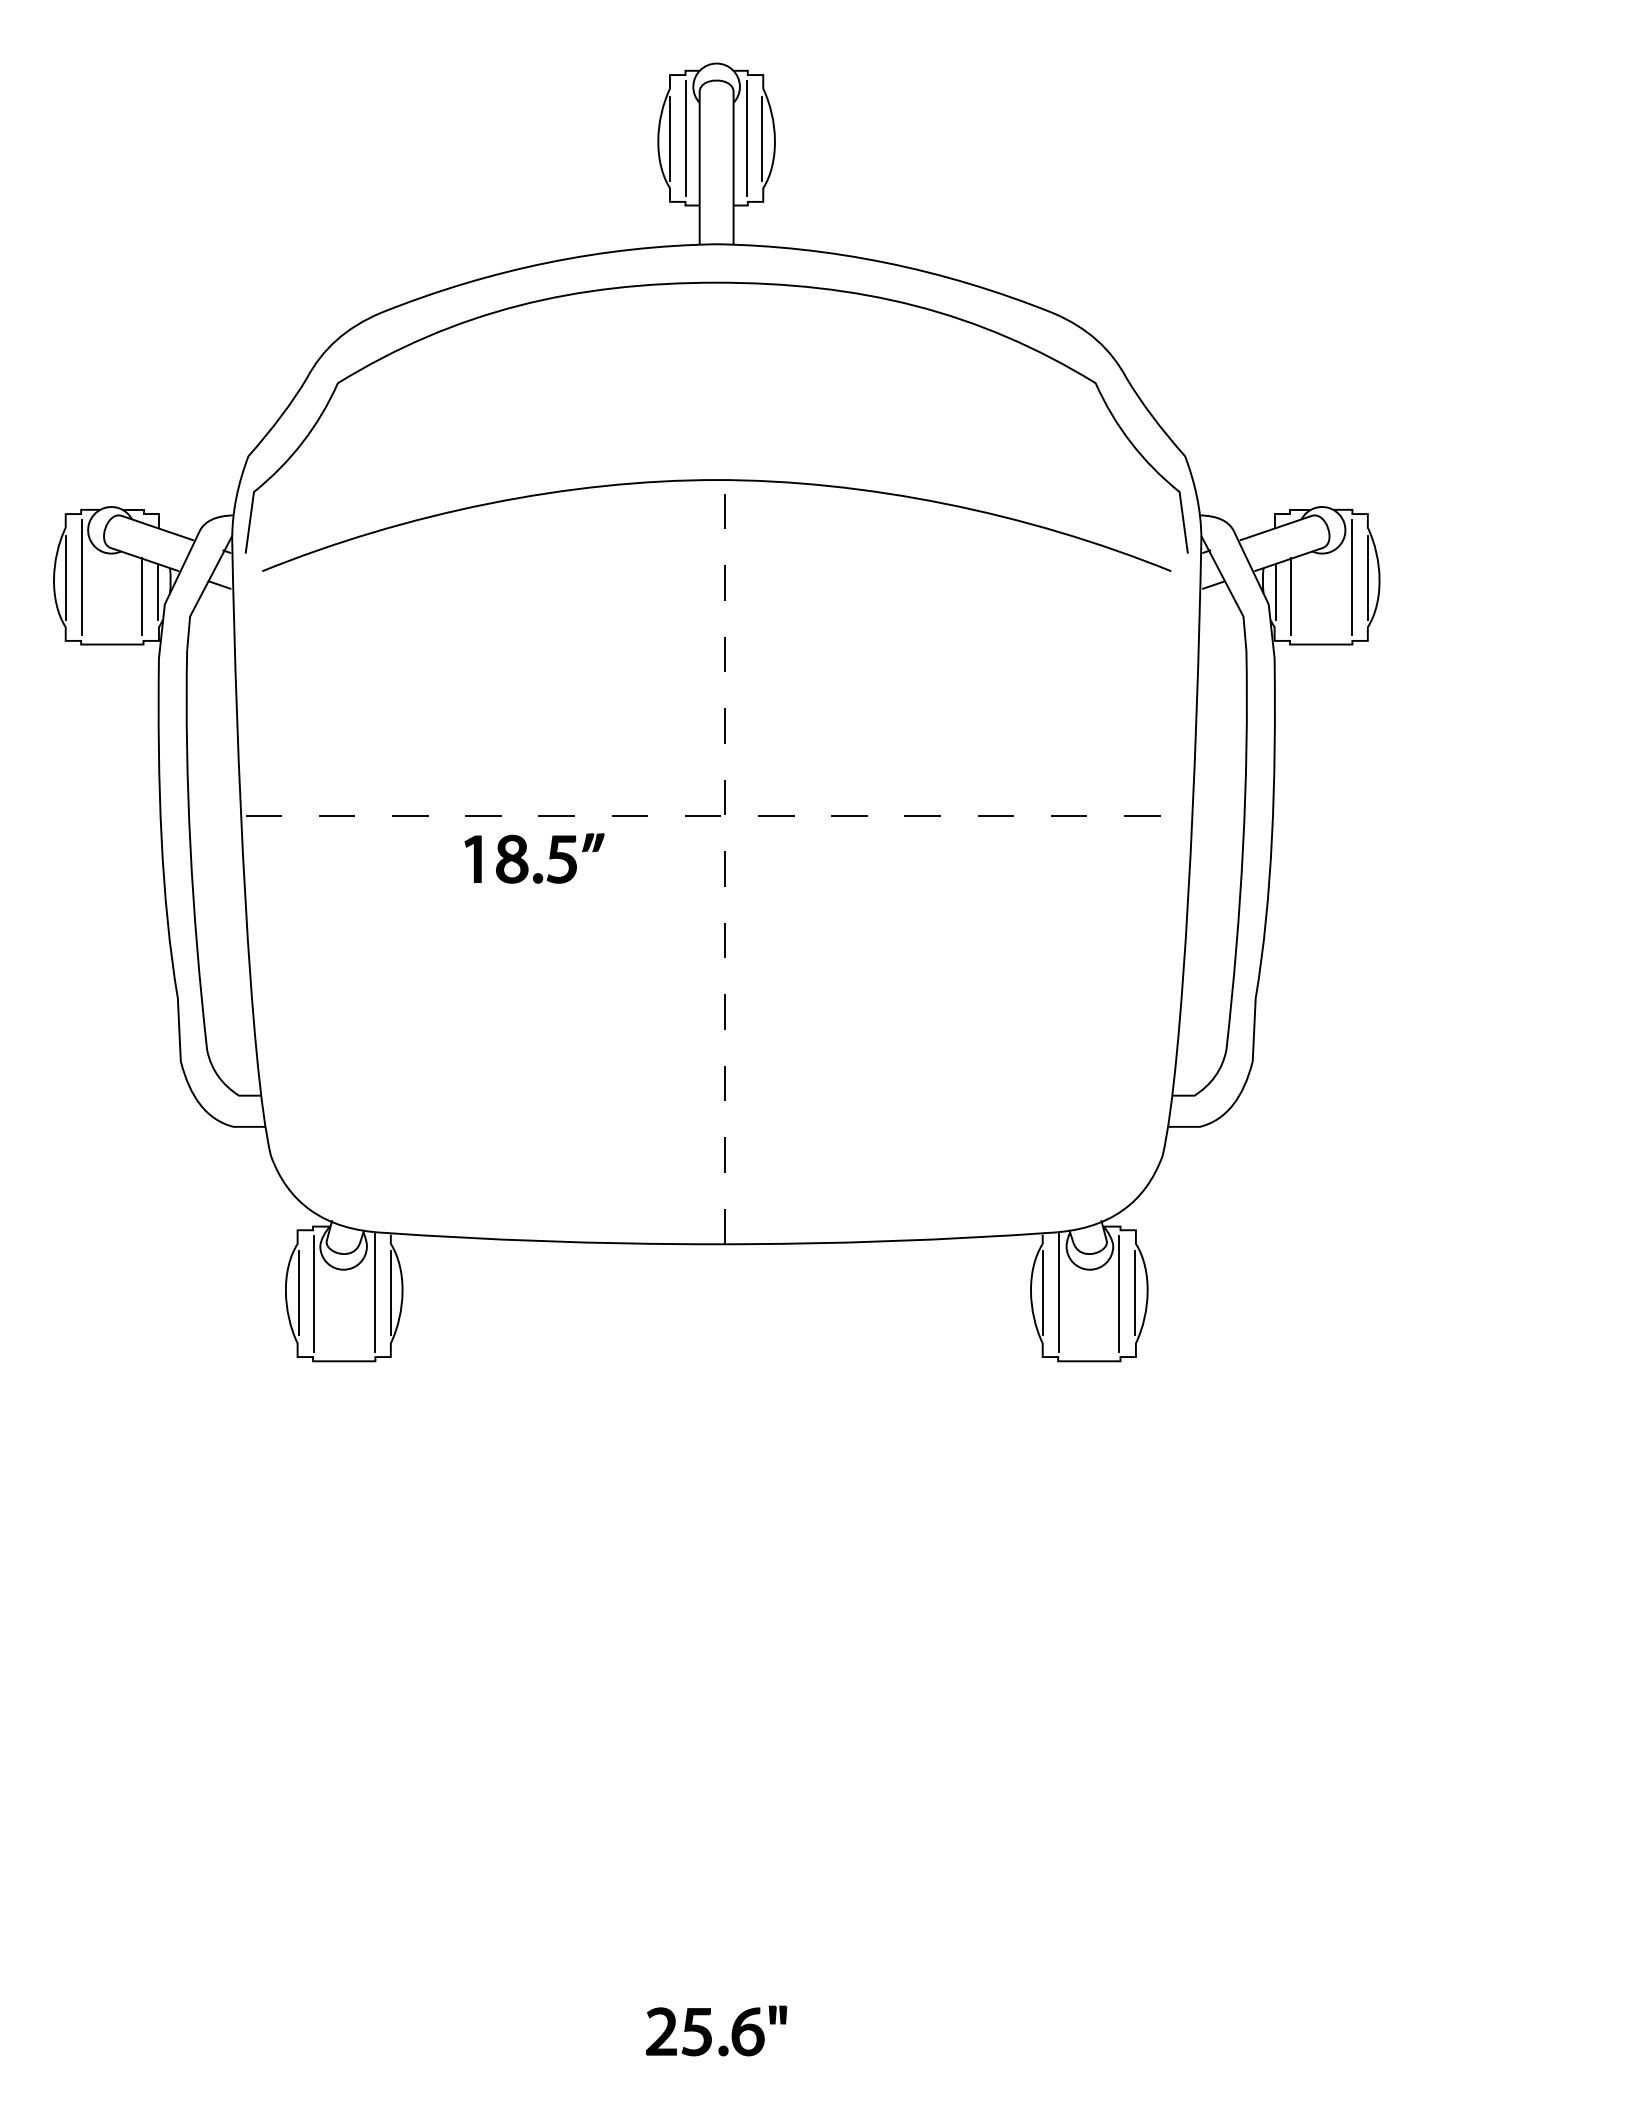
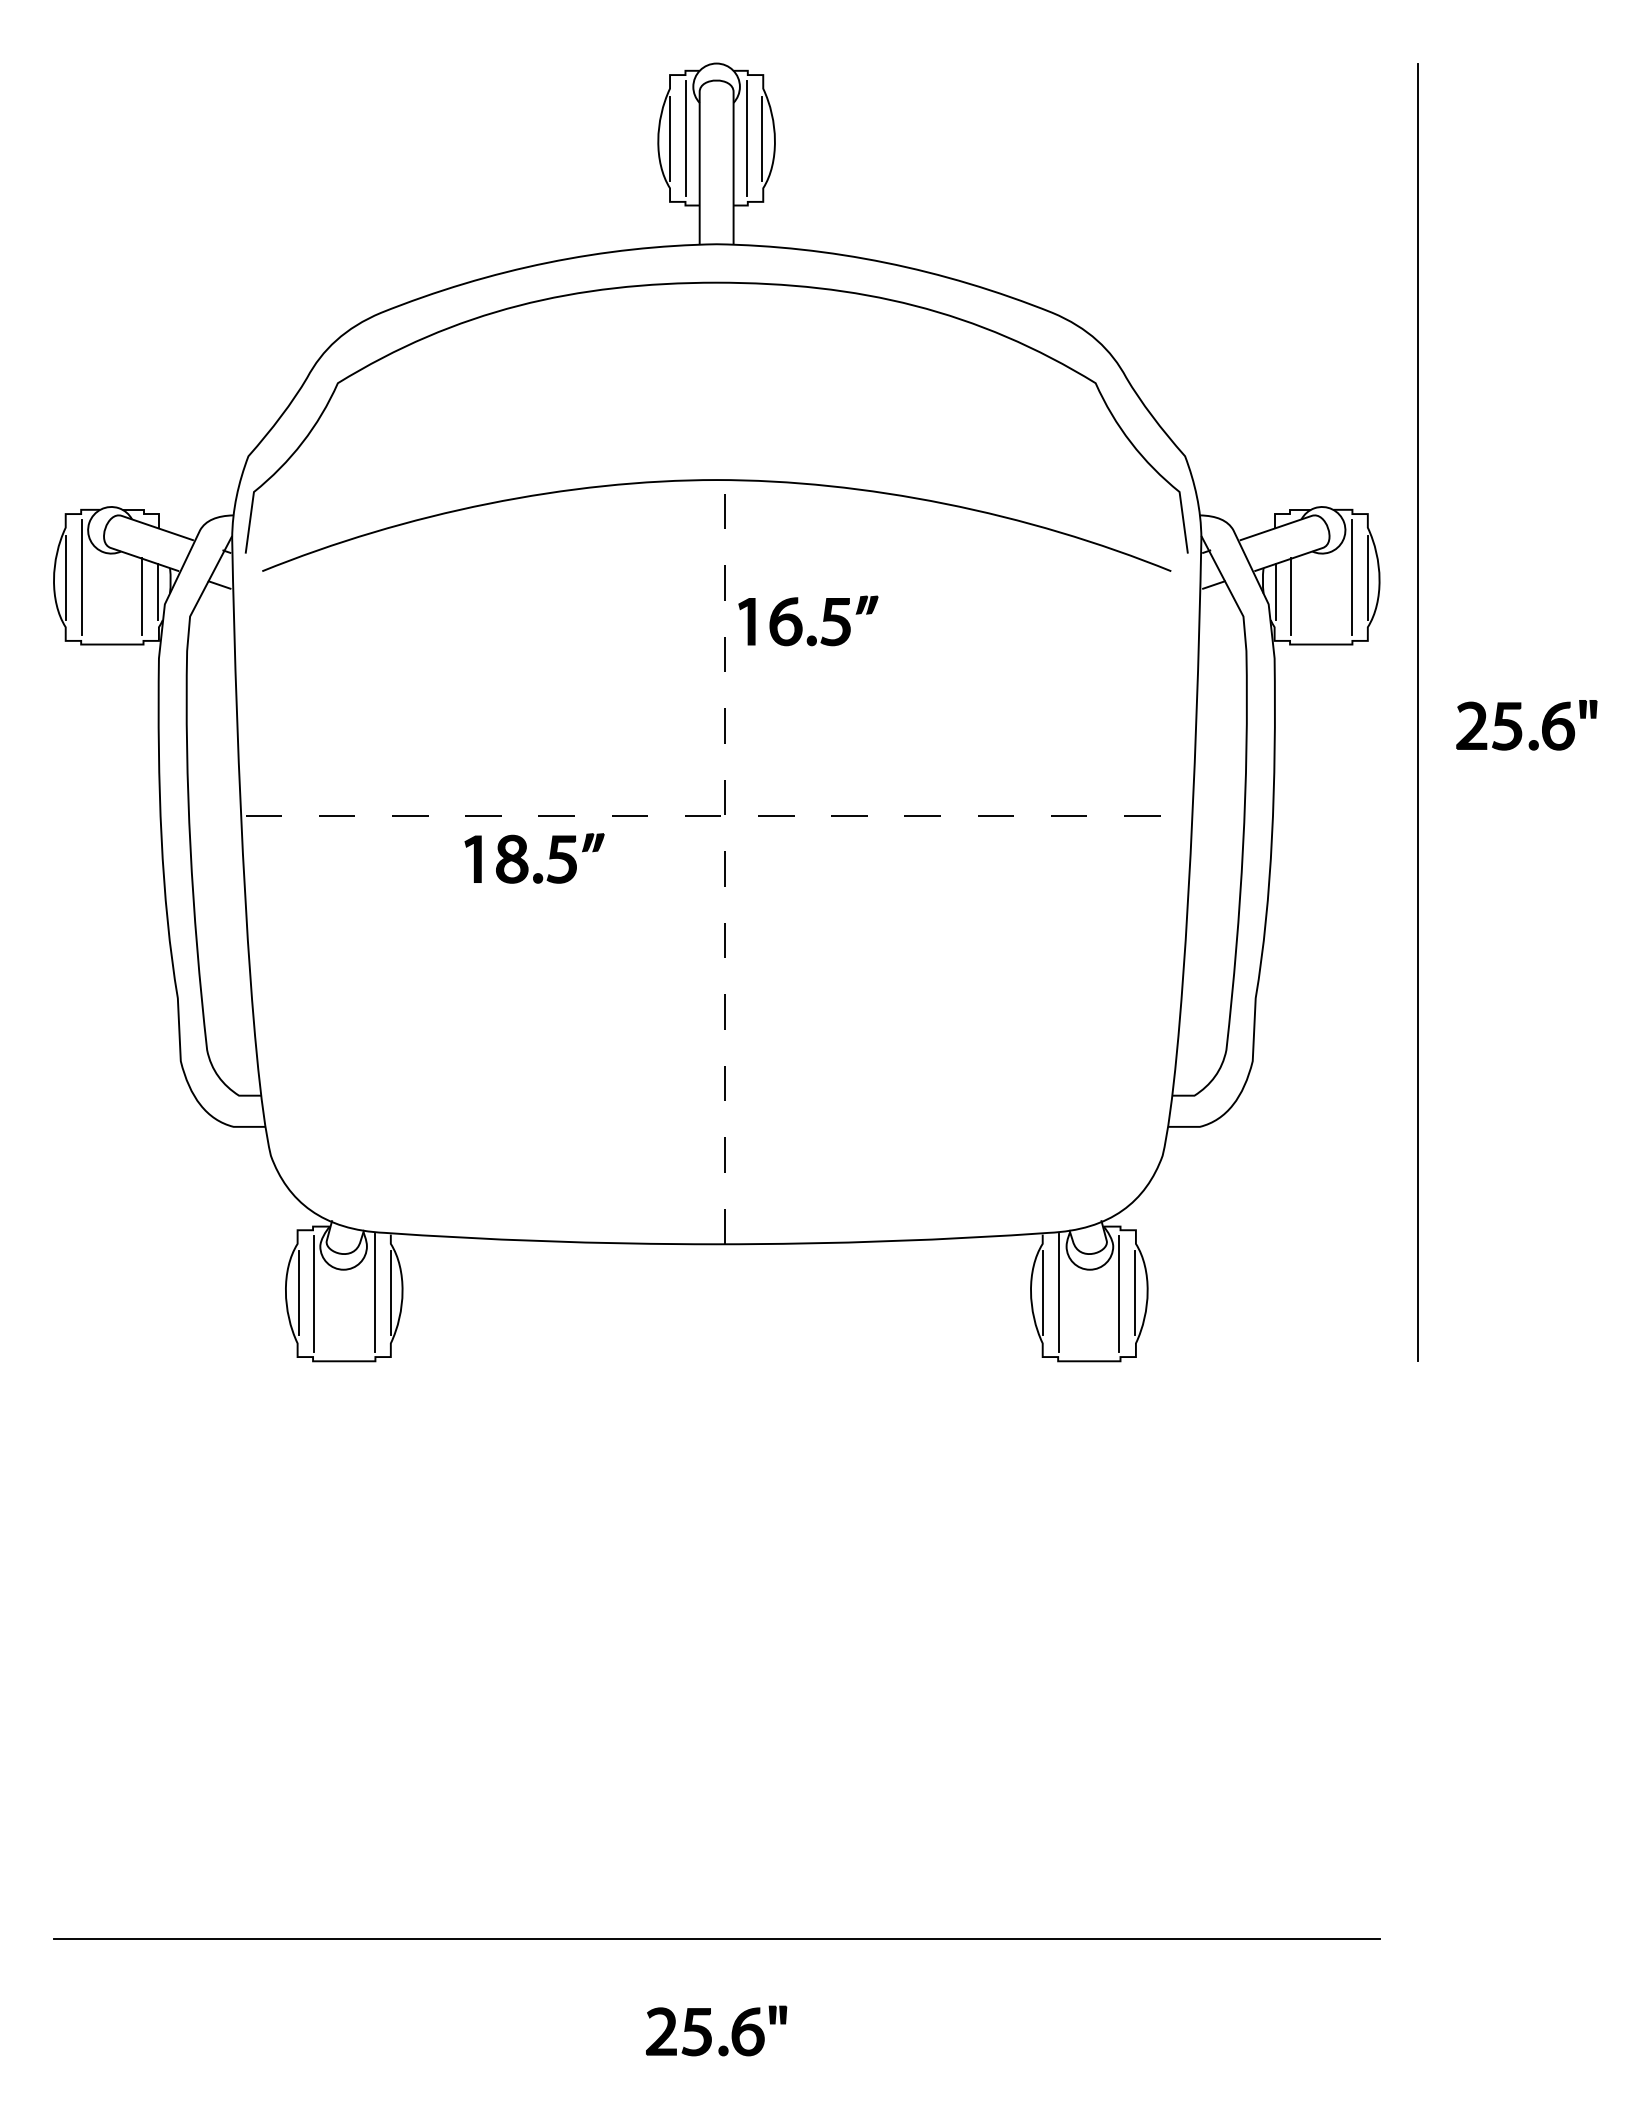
part: none -> present (802, 624)
line: none -> present (1418, 712)
part: none -> present (1526, 725)
line: none -> present (716, 1938)
